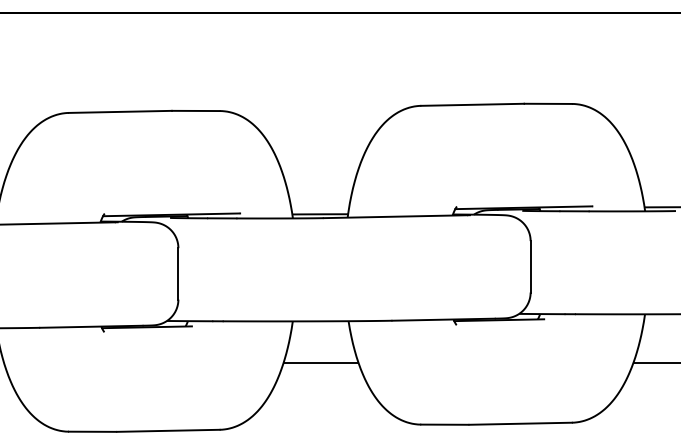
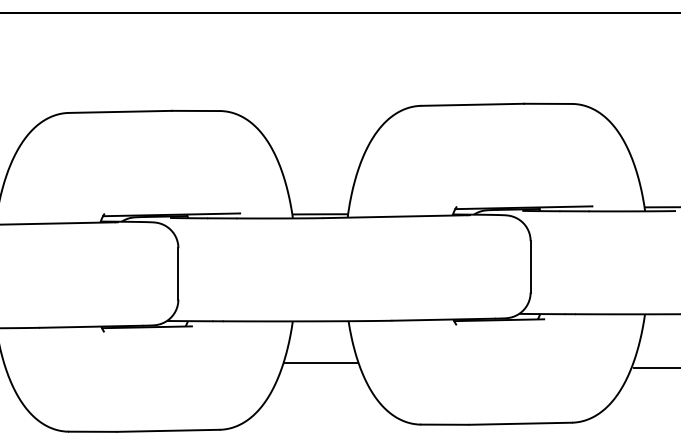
line position: (655, 362) -> (655, 367) (655, 367)
